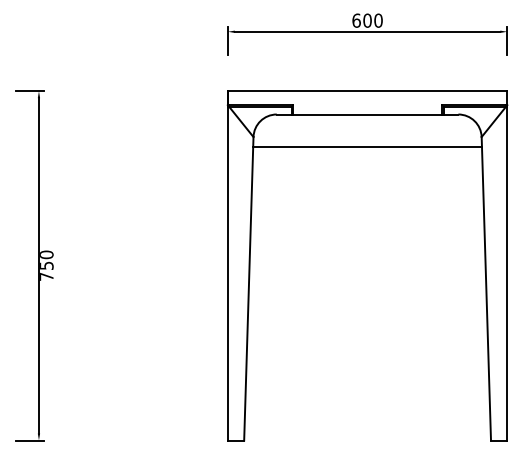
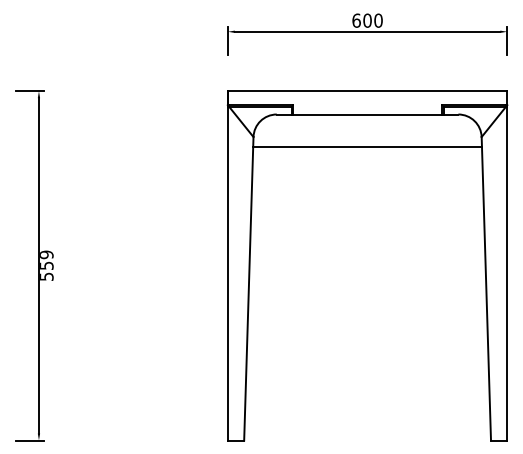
text: 750 -> 559 (46, 265)
